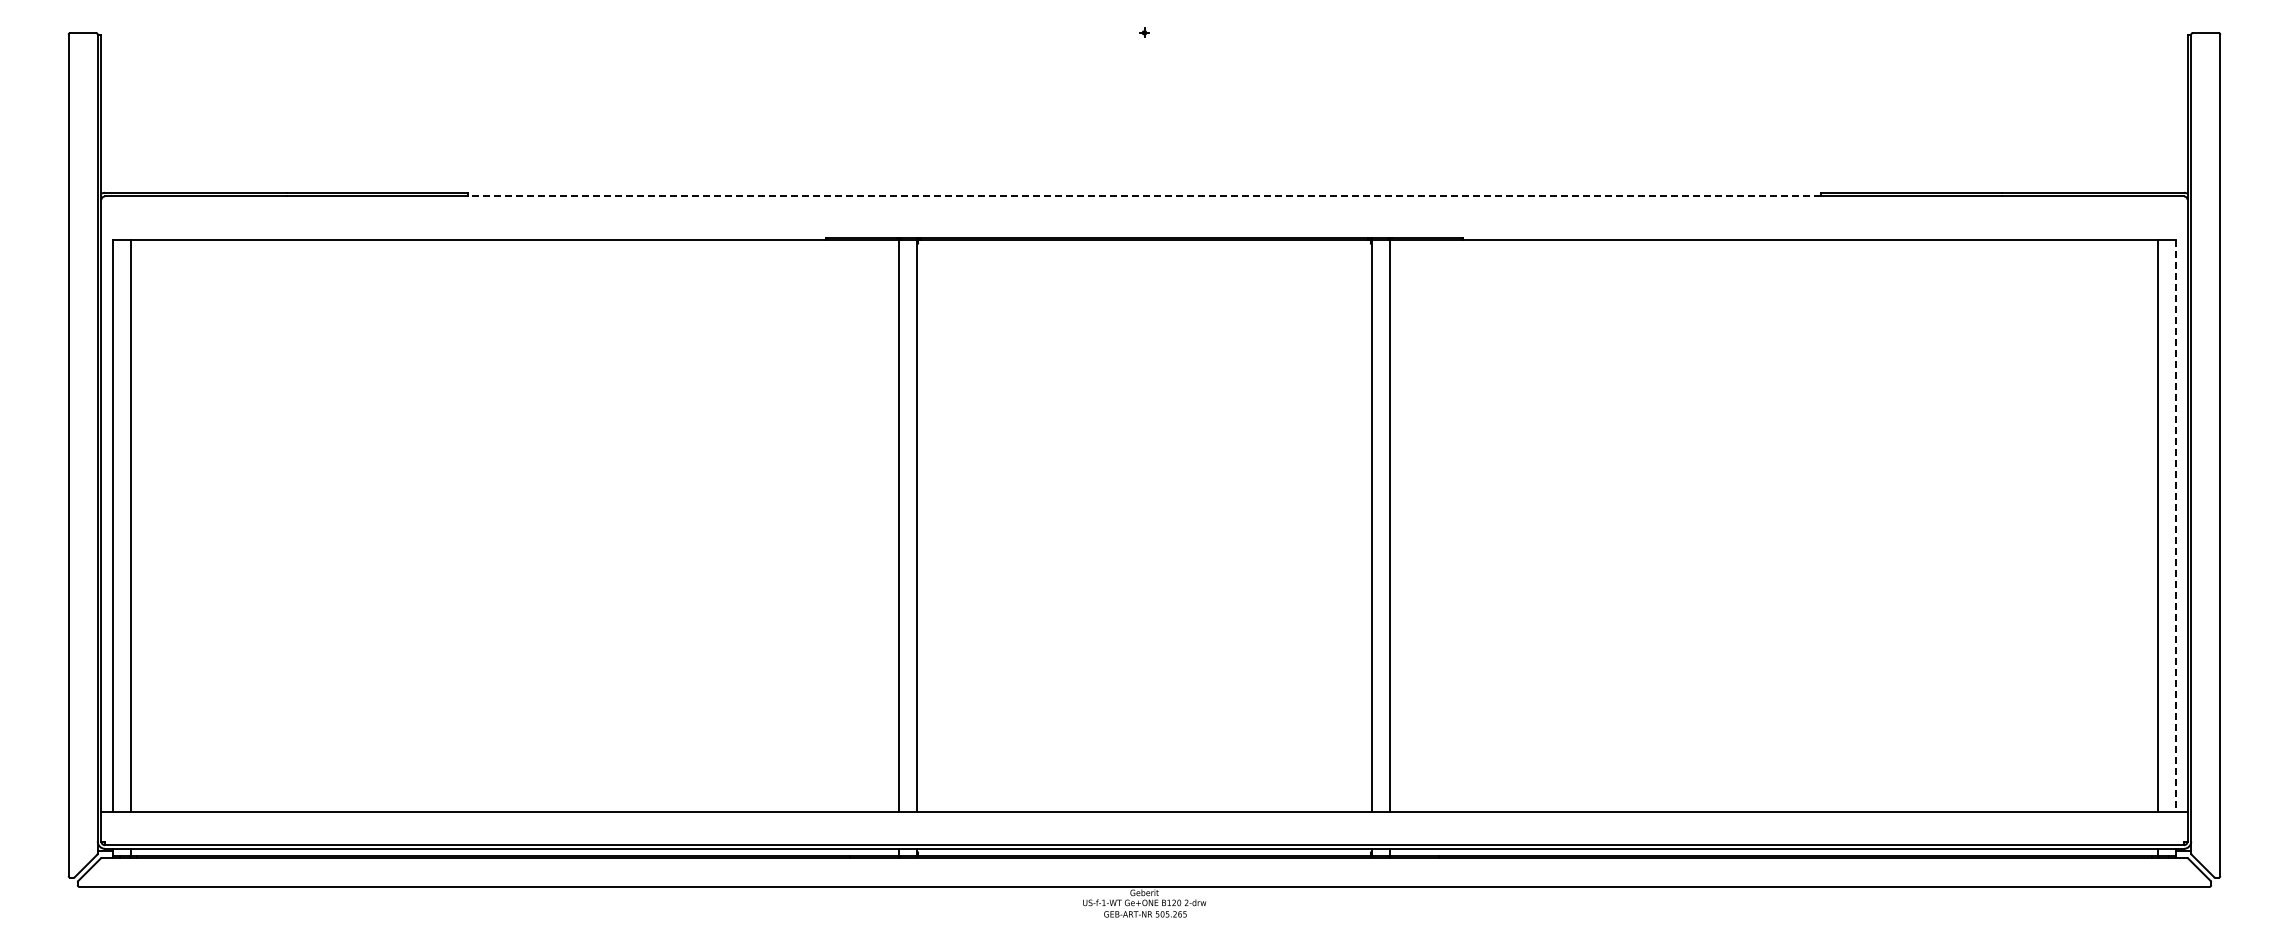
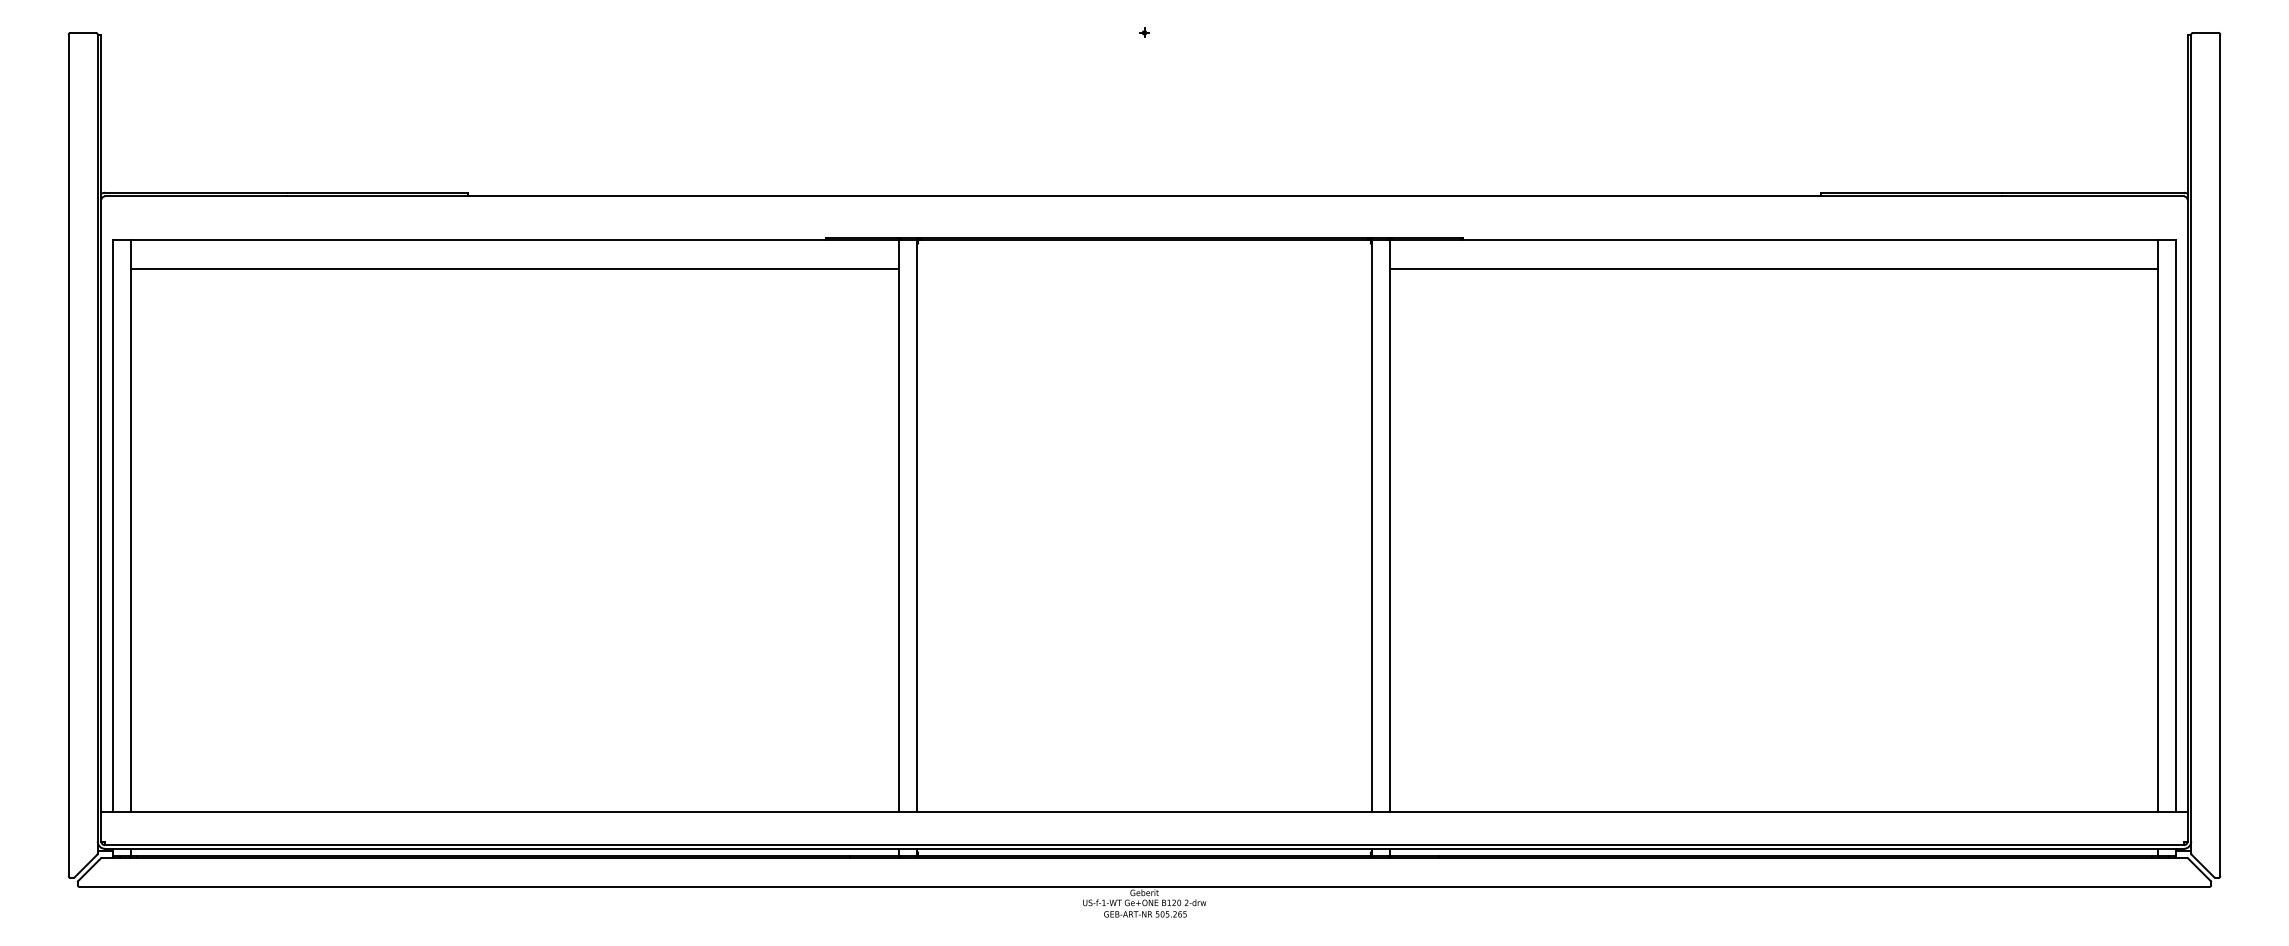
line: dashed -> solid (1144, 196)
line: none -> present (515, 269)
line: none -> present (1773, 269)
line: dashed -> solid (2175, 526)
